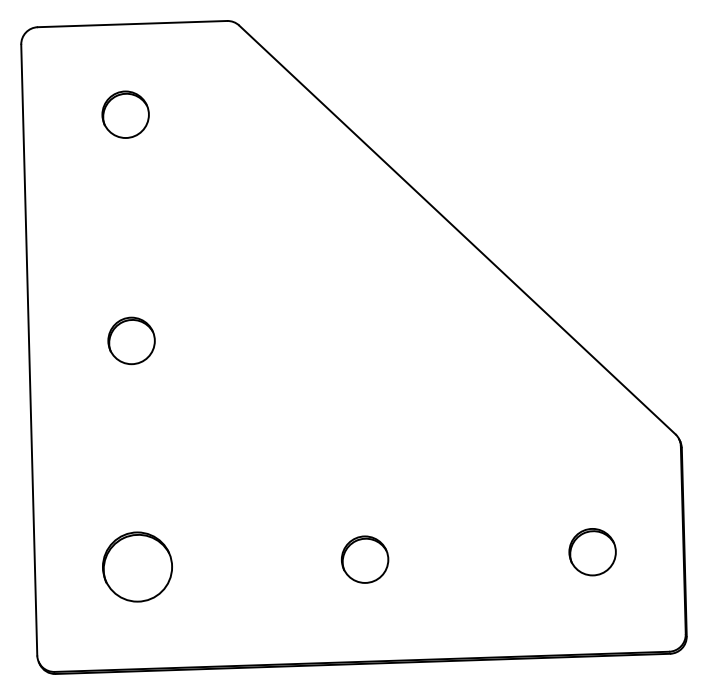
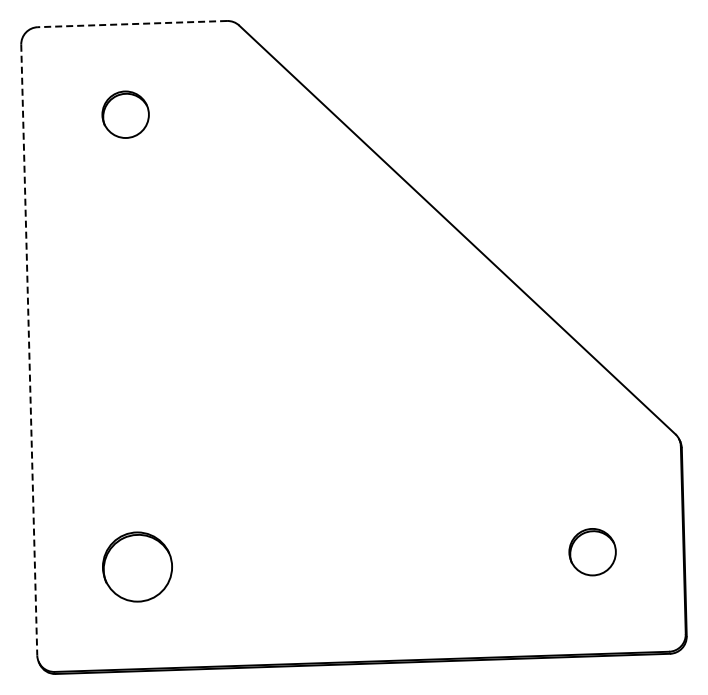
line: solid -> dashed (132, 24)
part: present -> none (131, 340)
line: solid -> dashed (29, 350)
part: present -> none (365, 559)
